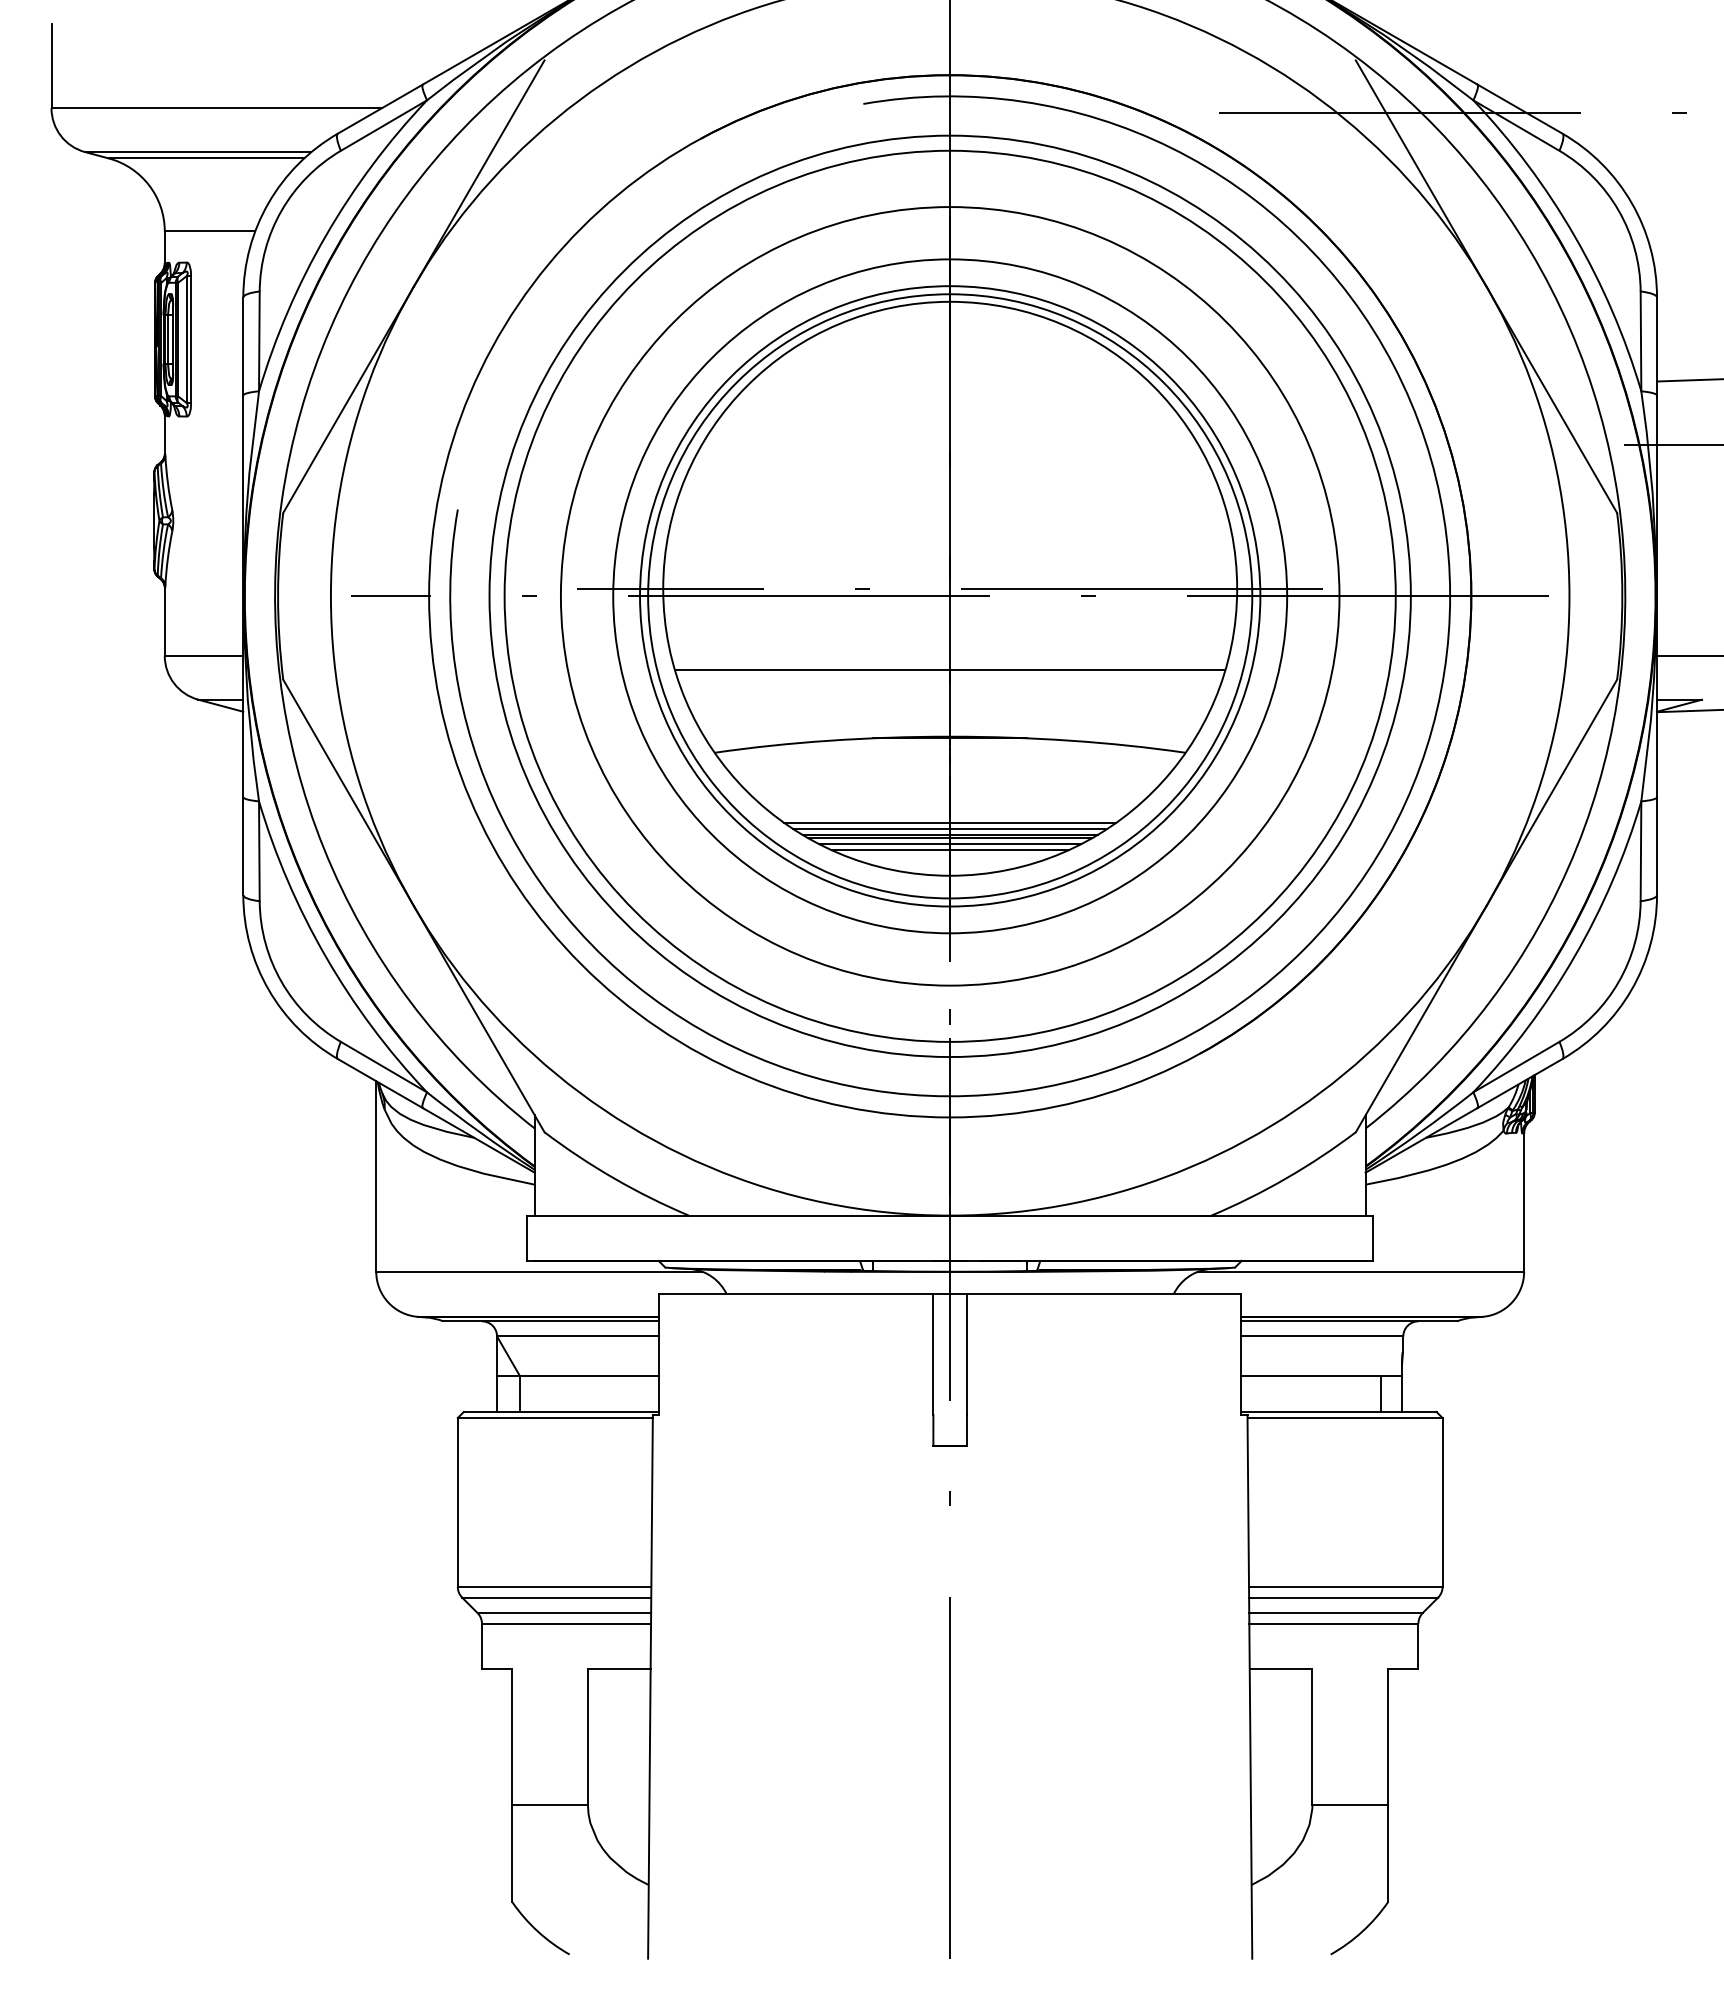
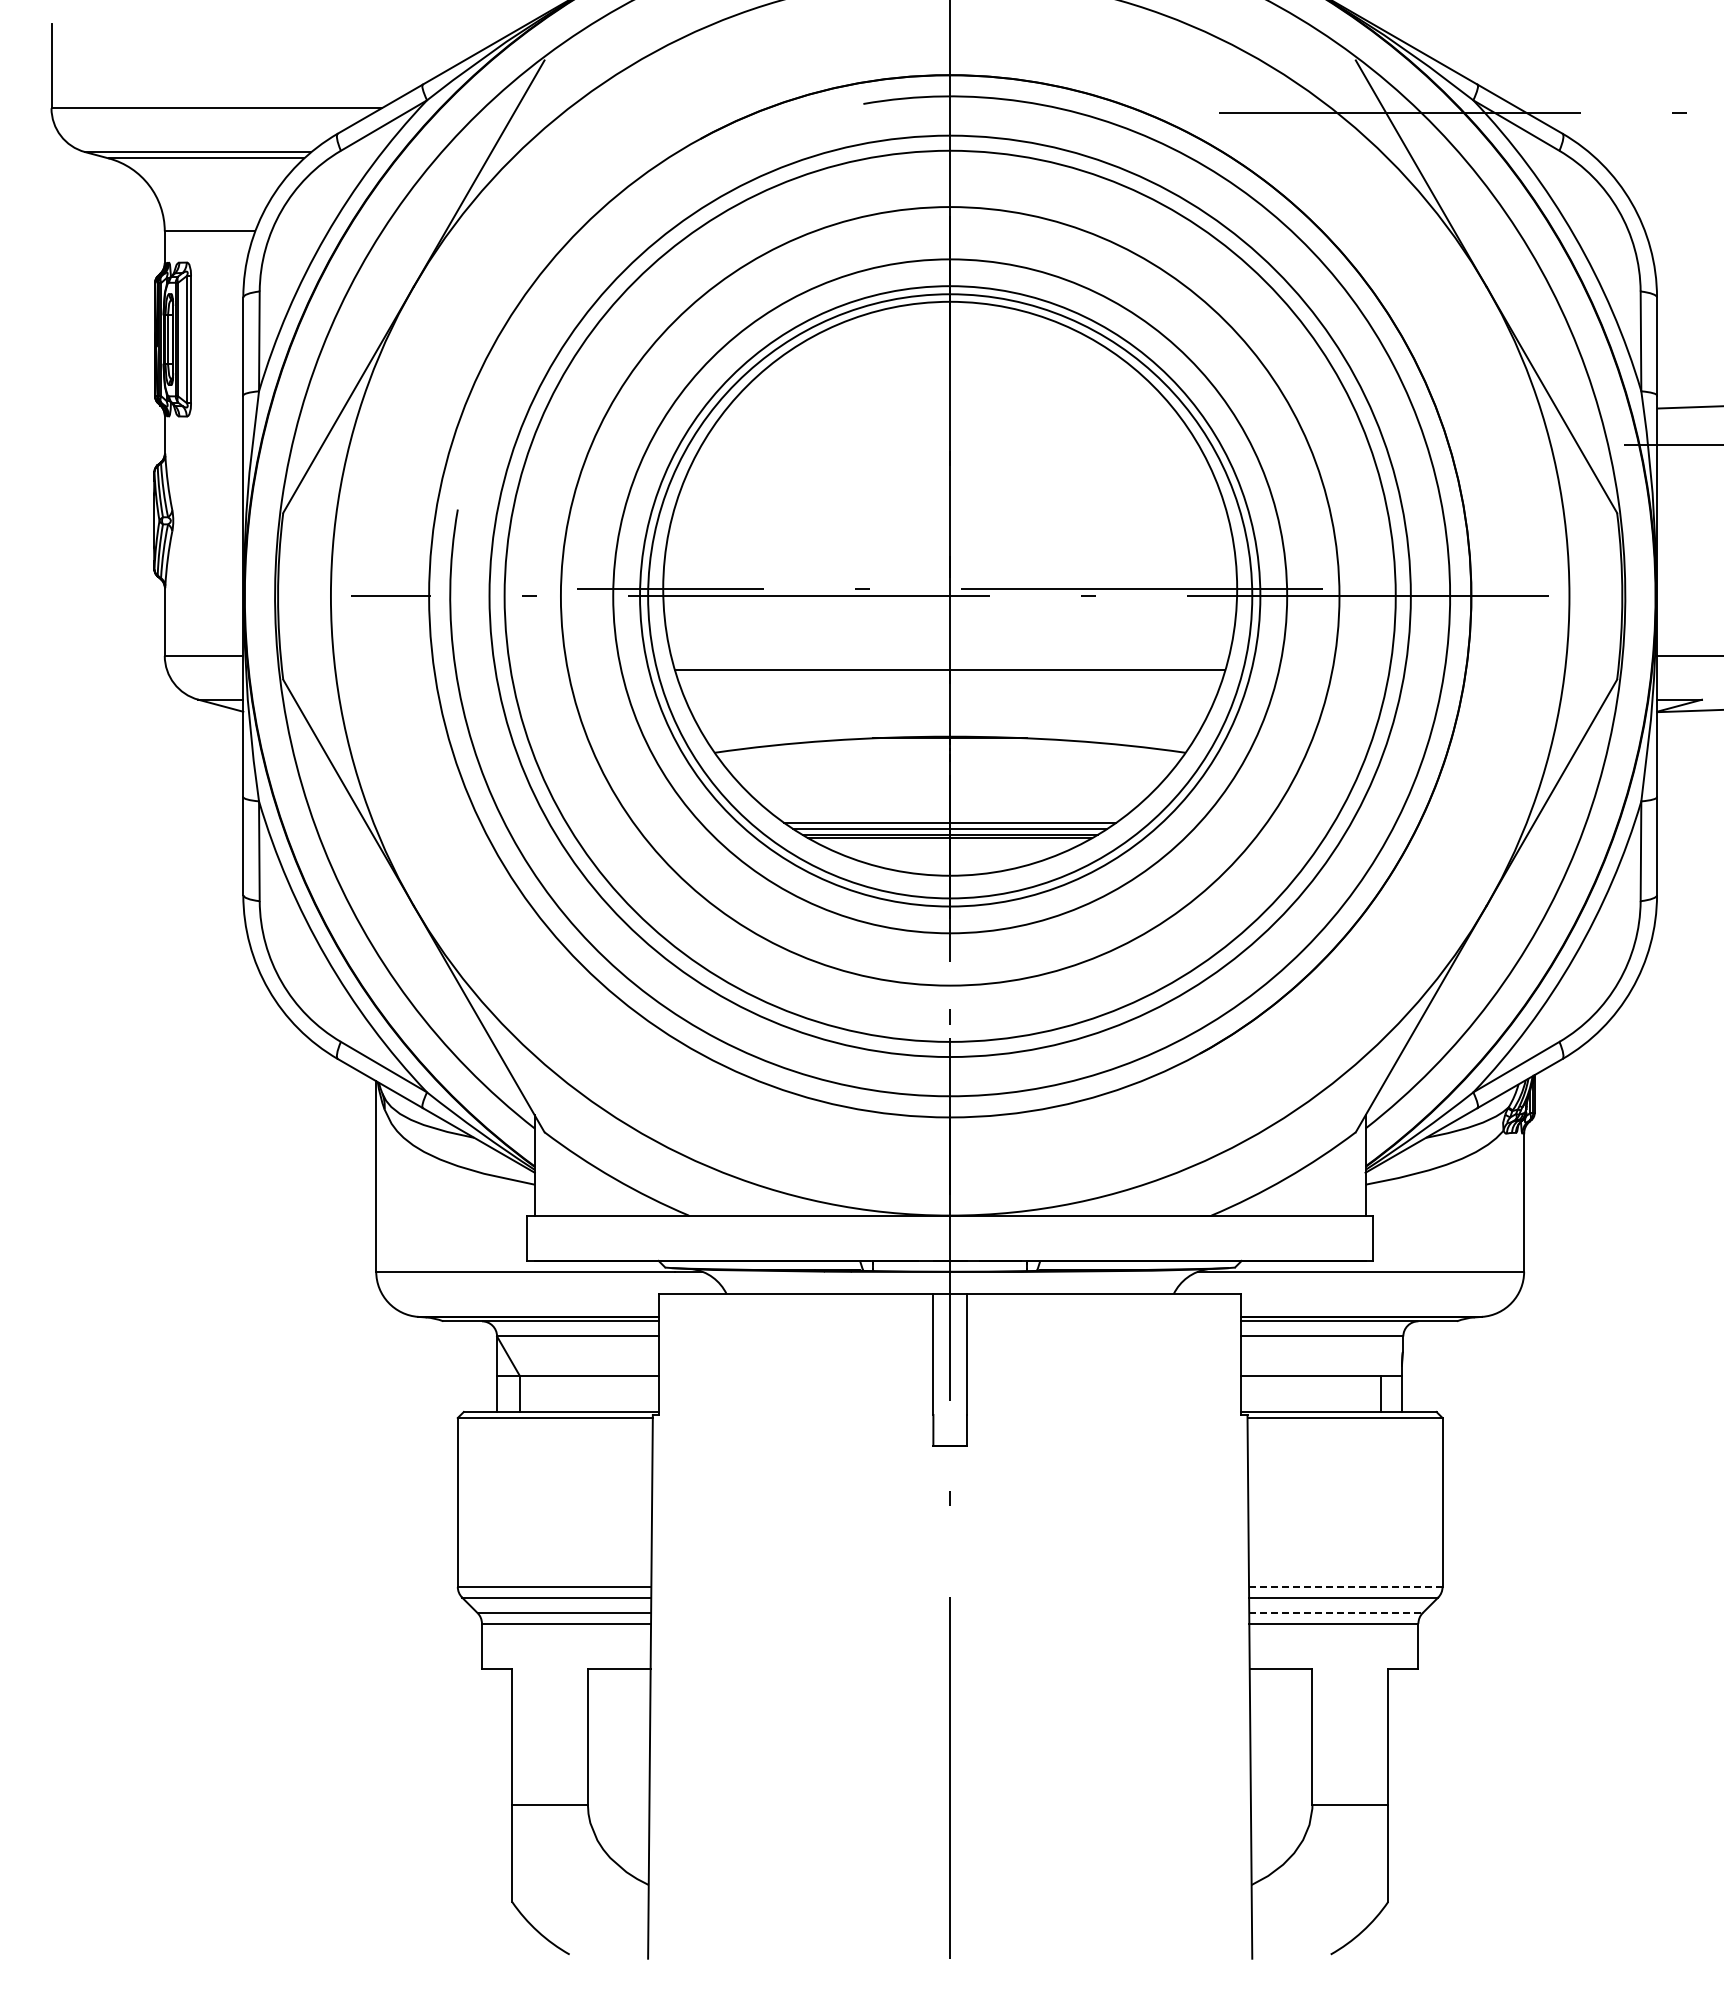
line position: (1688, 380) -> (1689, 407) (1689, 407)
line: present -> none (950, 844)
line: present -> none (949, 850)
line: solid -> dashed (1345, 1586)
line: solid -> dashed (1336, 1612)
